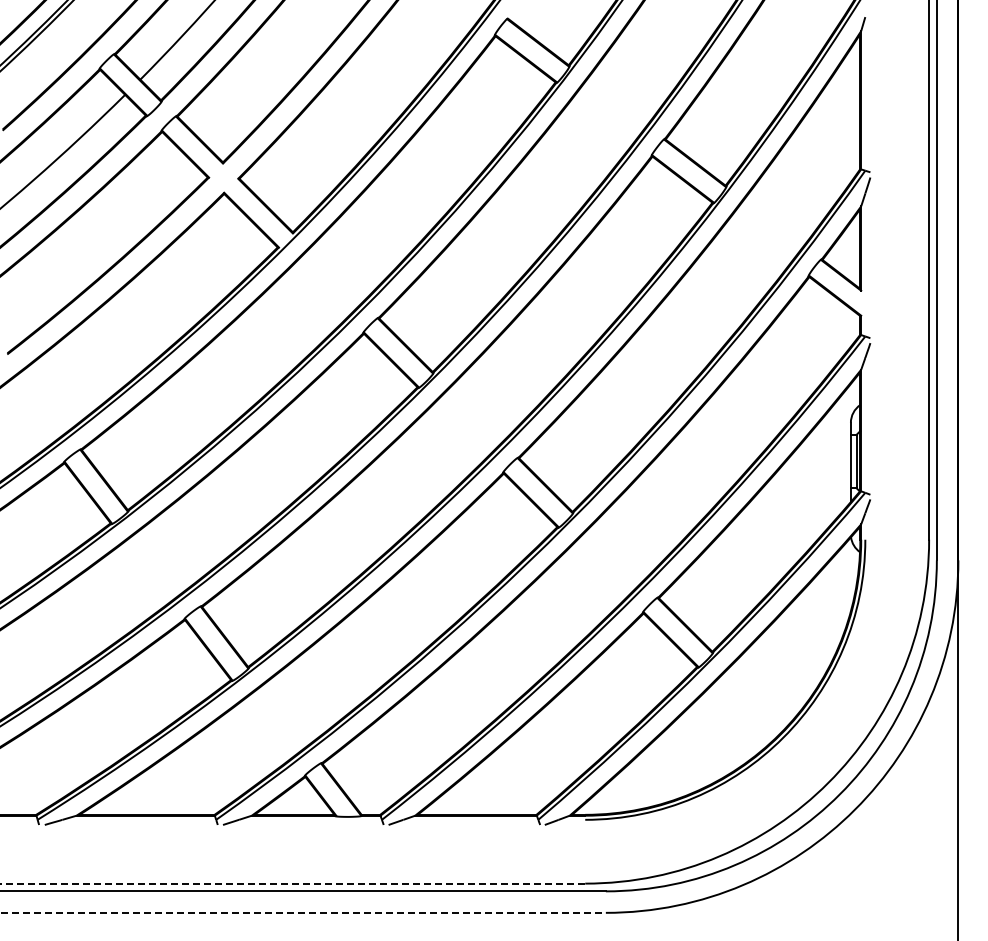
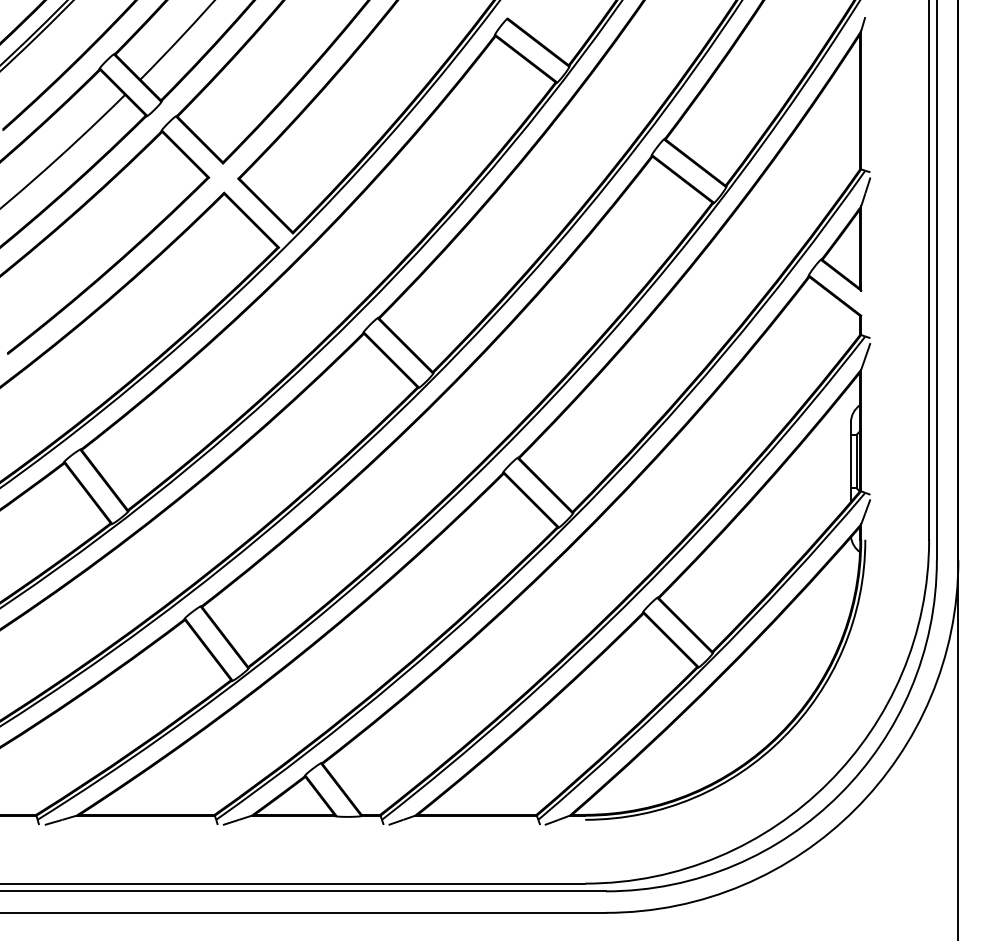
line: dashed -> solid (292, 883)
line: dashed -> solid (302, 912)
